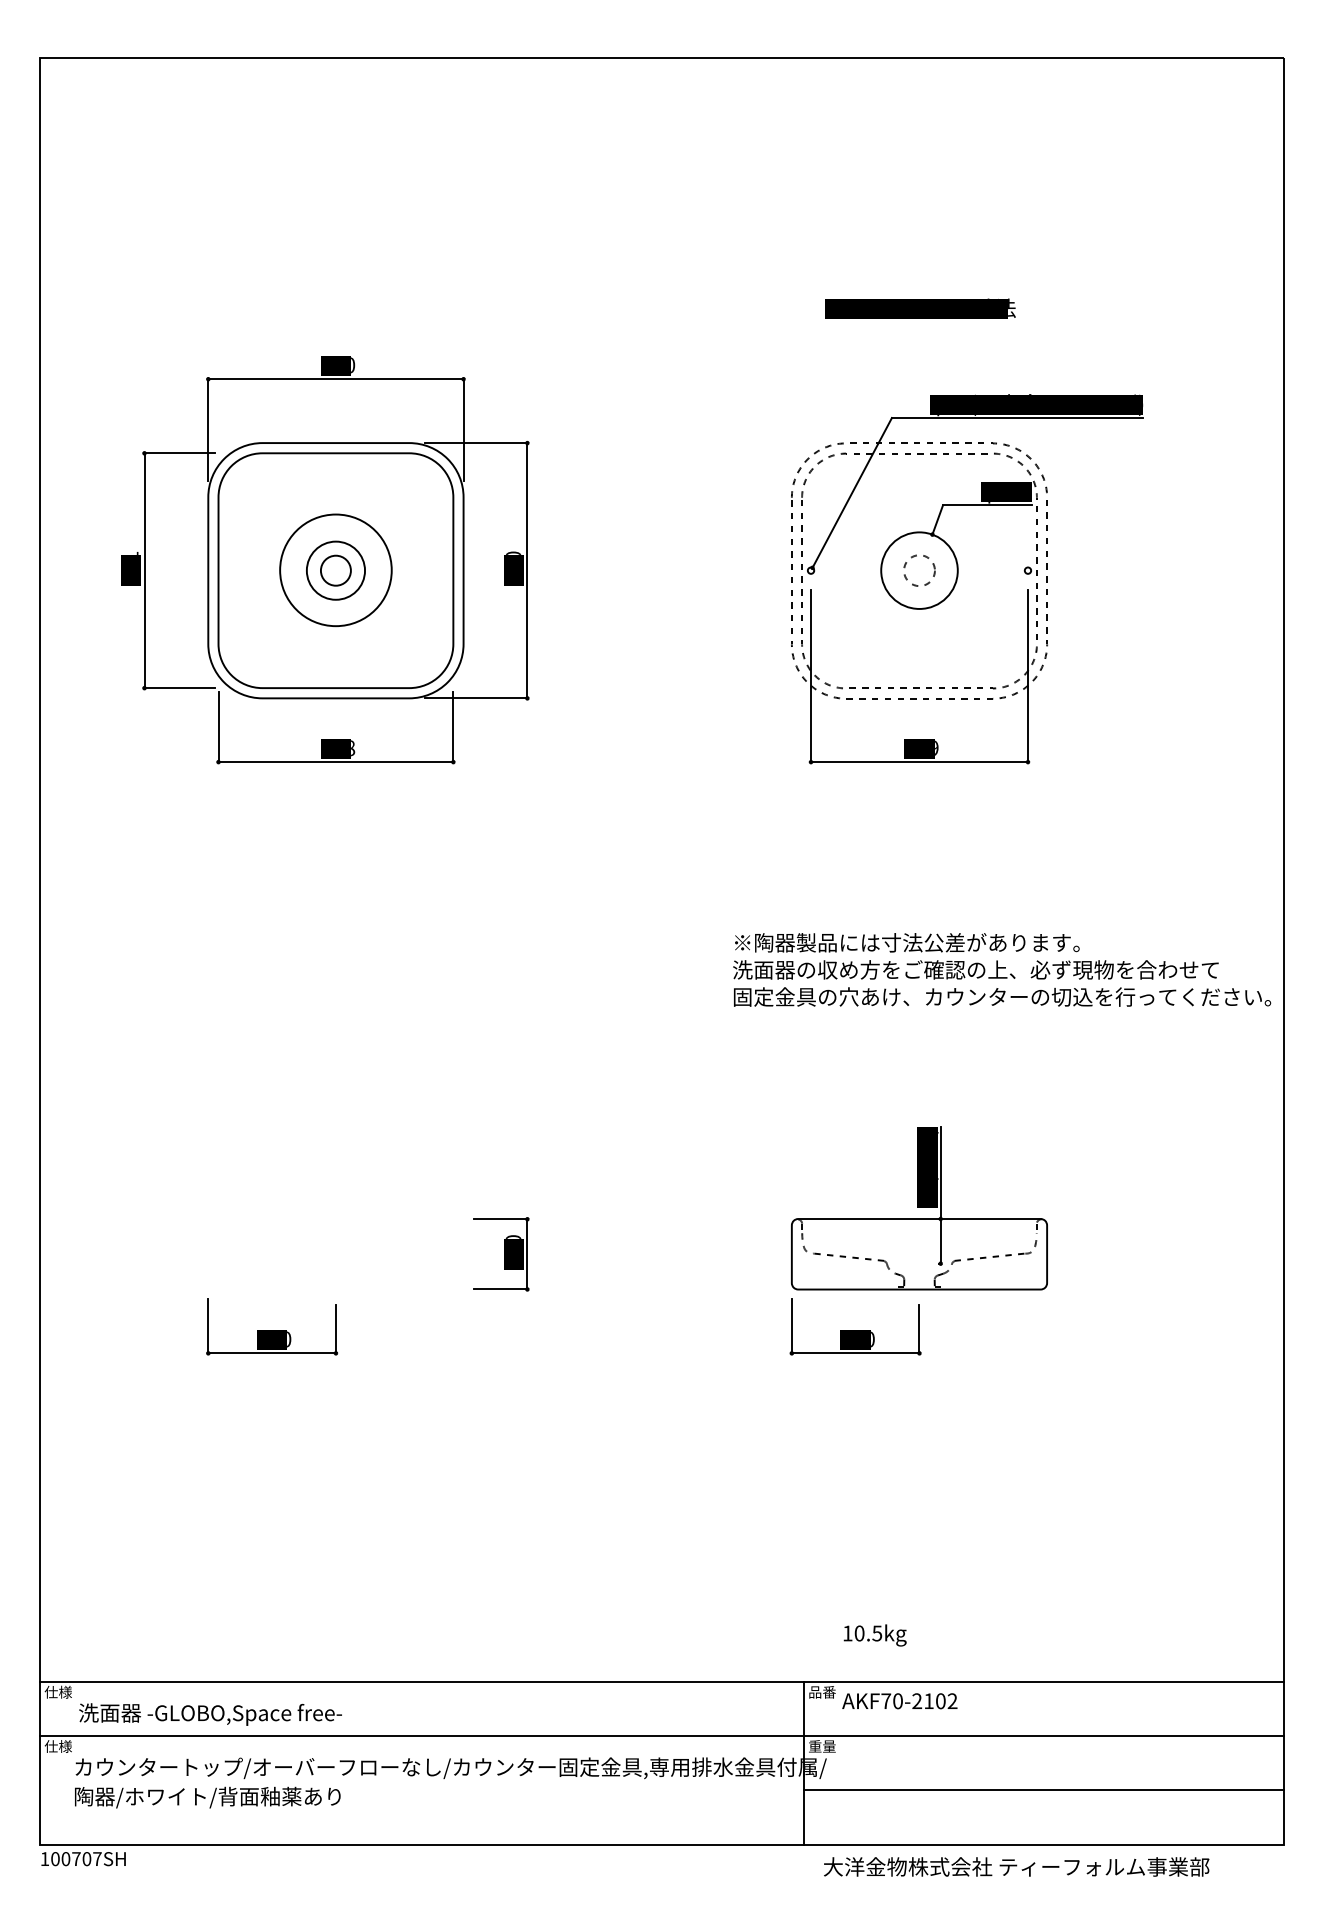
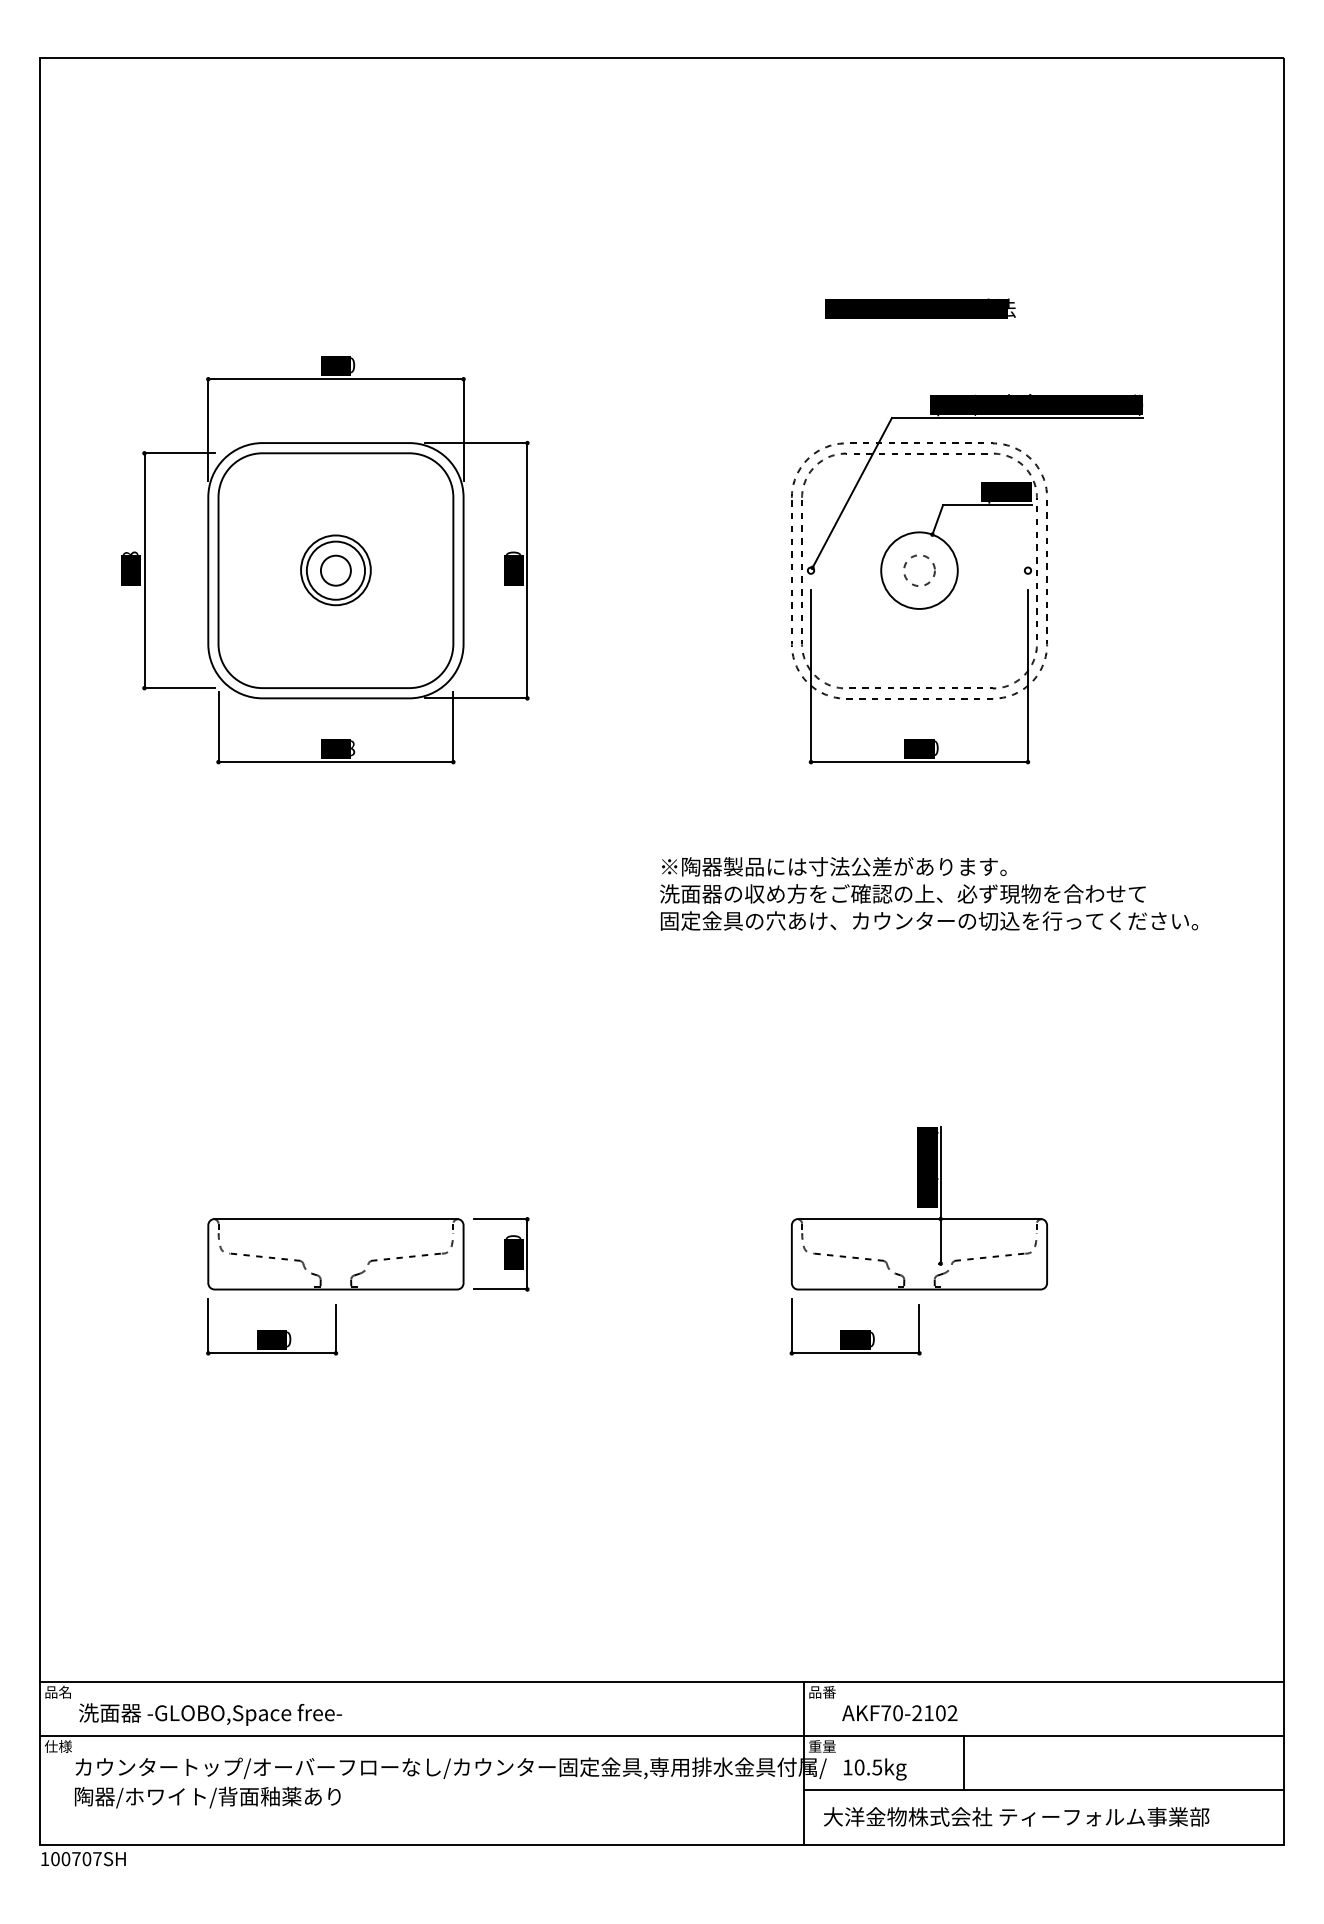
text: 471 -> 368 (130, 552)
circle diameter: 112 px -> 70 px (335, 570)
text: 239 -> 340 (936, 747)
text position: (1002, 969) -> (929, 893) (929, 893)
part: none -> present (335, 1254)
text position: (874, 1635) -> (874, 1769) (874, 1769)
text: 仕様 -> 品名 (57, 1691)
text position: (899, 1701) -> (899, 1713) (899, 1713)
line: none -> present (963, 1763)
text position: (1016, 1866) -> (1016, 1816) (1016, 1816)
